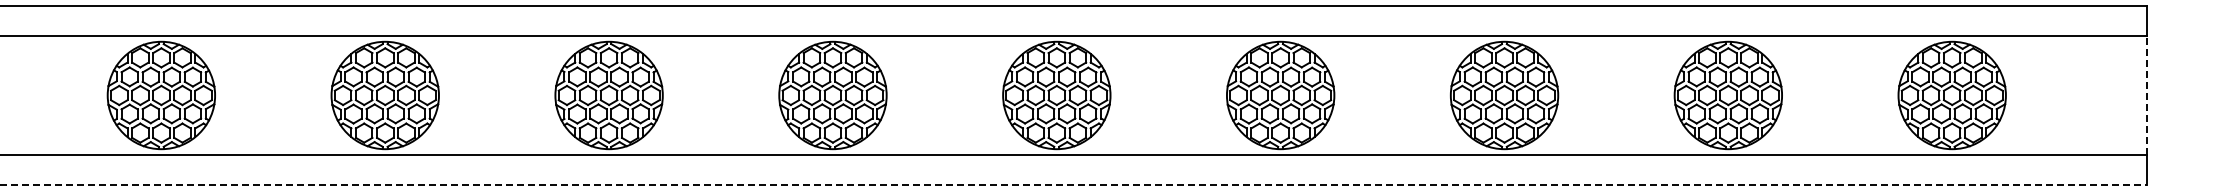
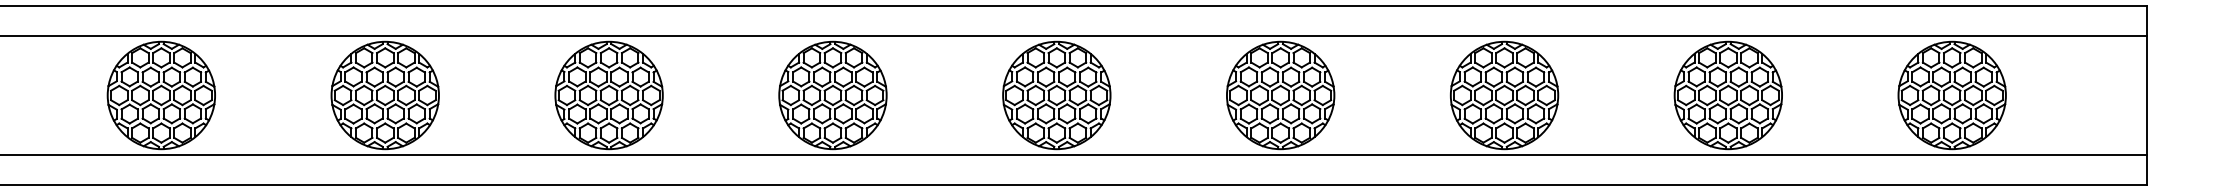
line: dashed -> solid (2146, 95)
line: dashed -> solid (1073, 185)
